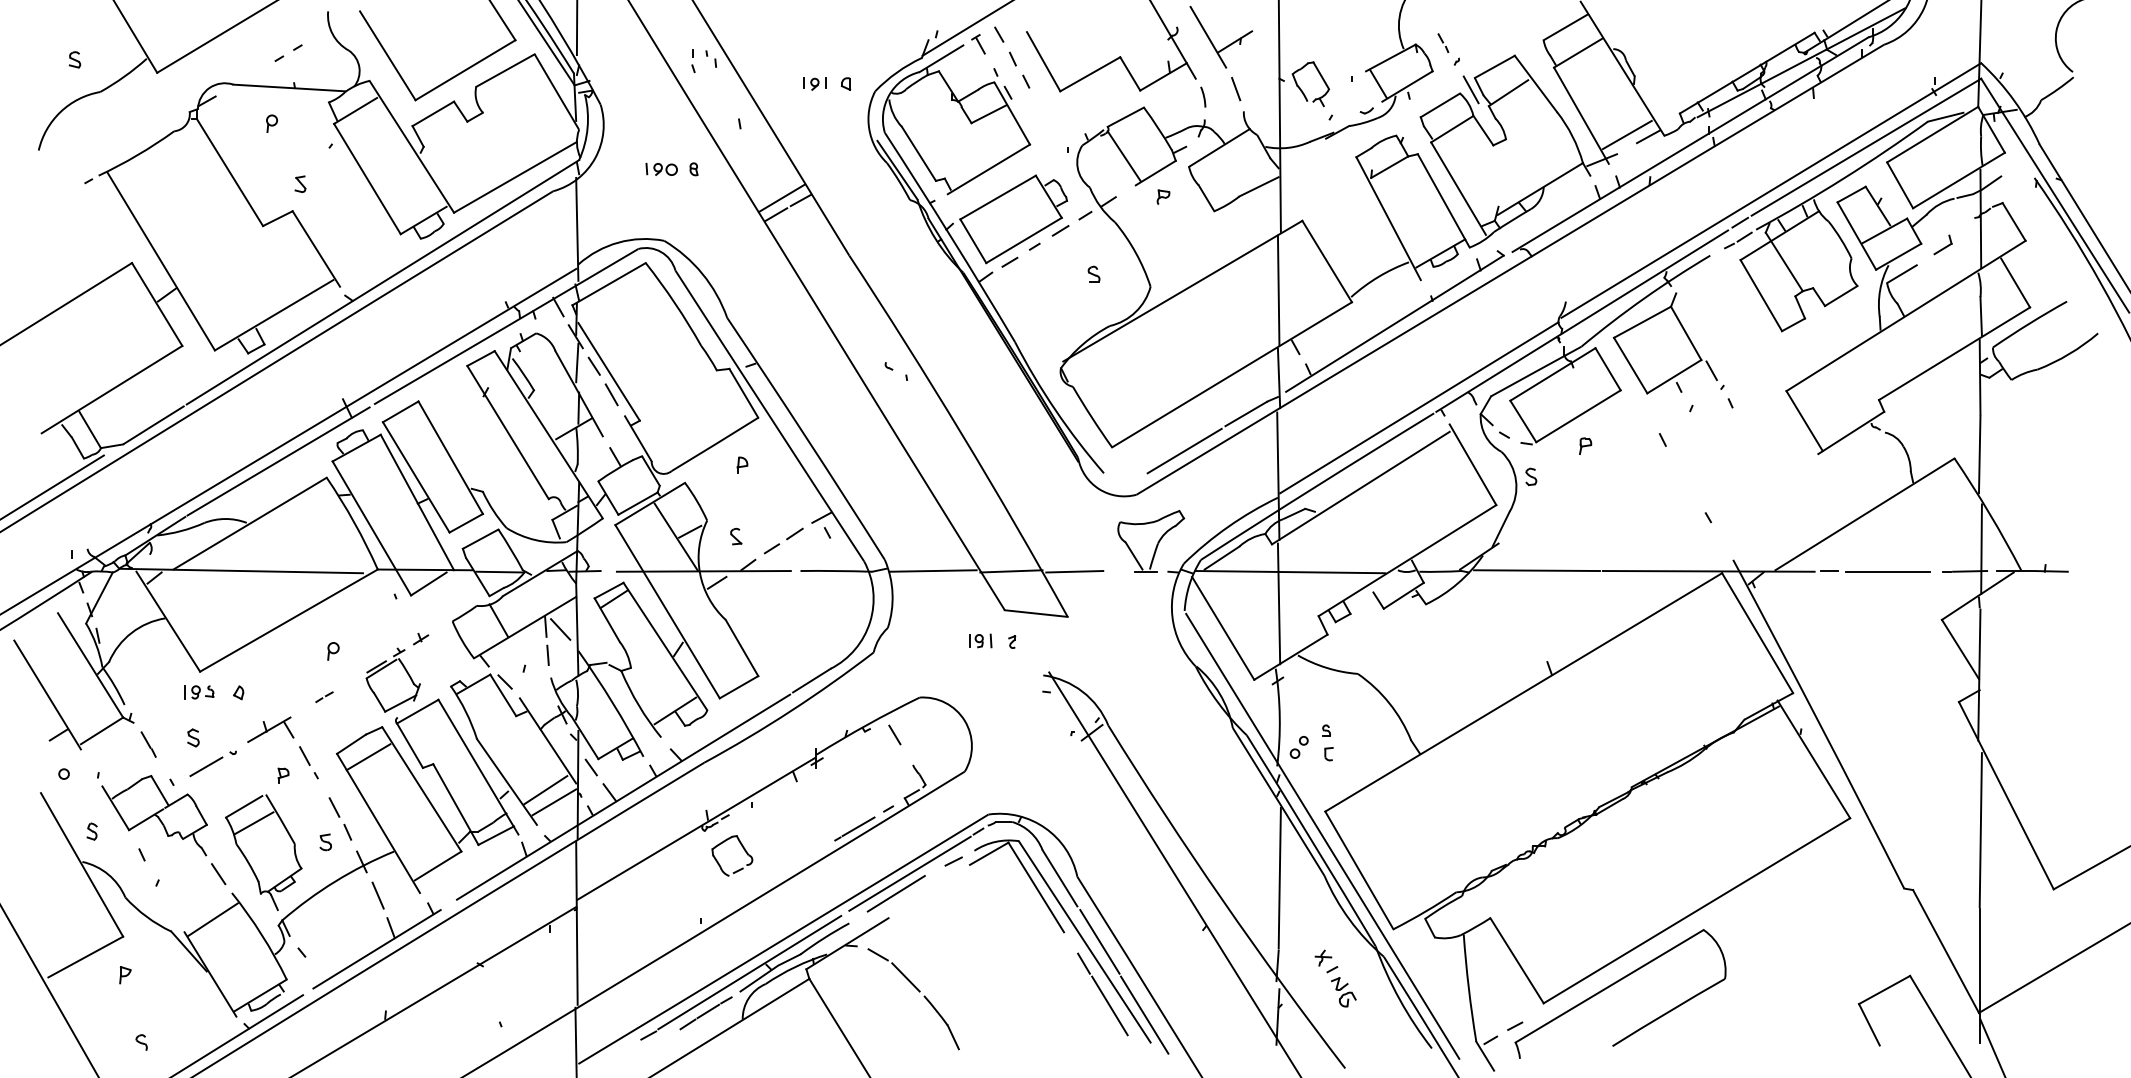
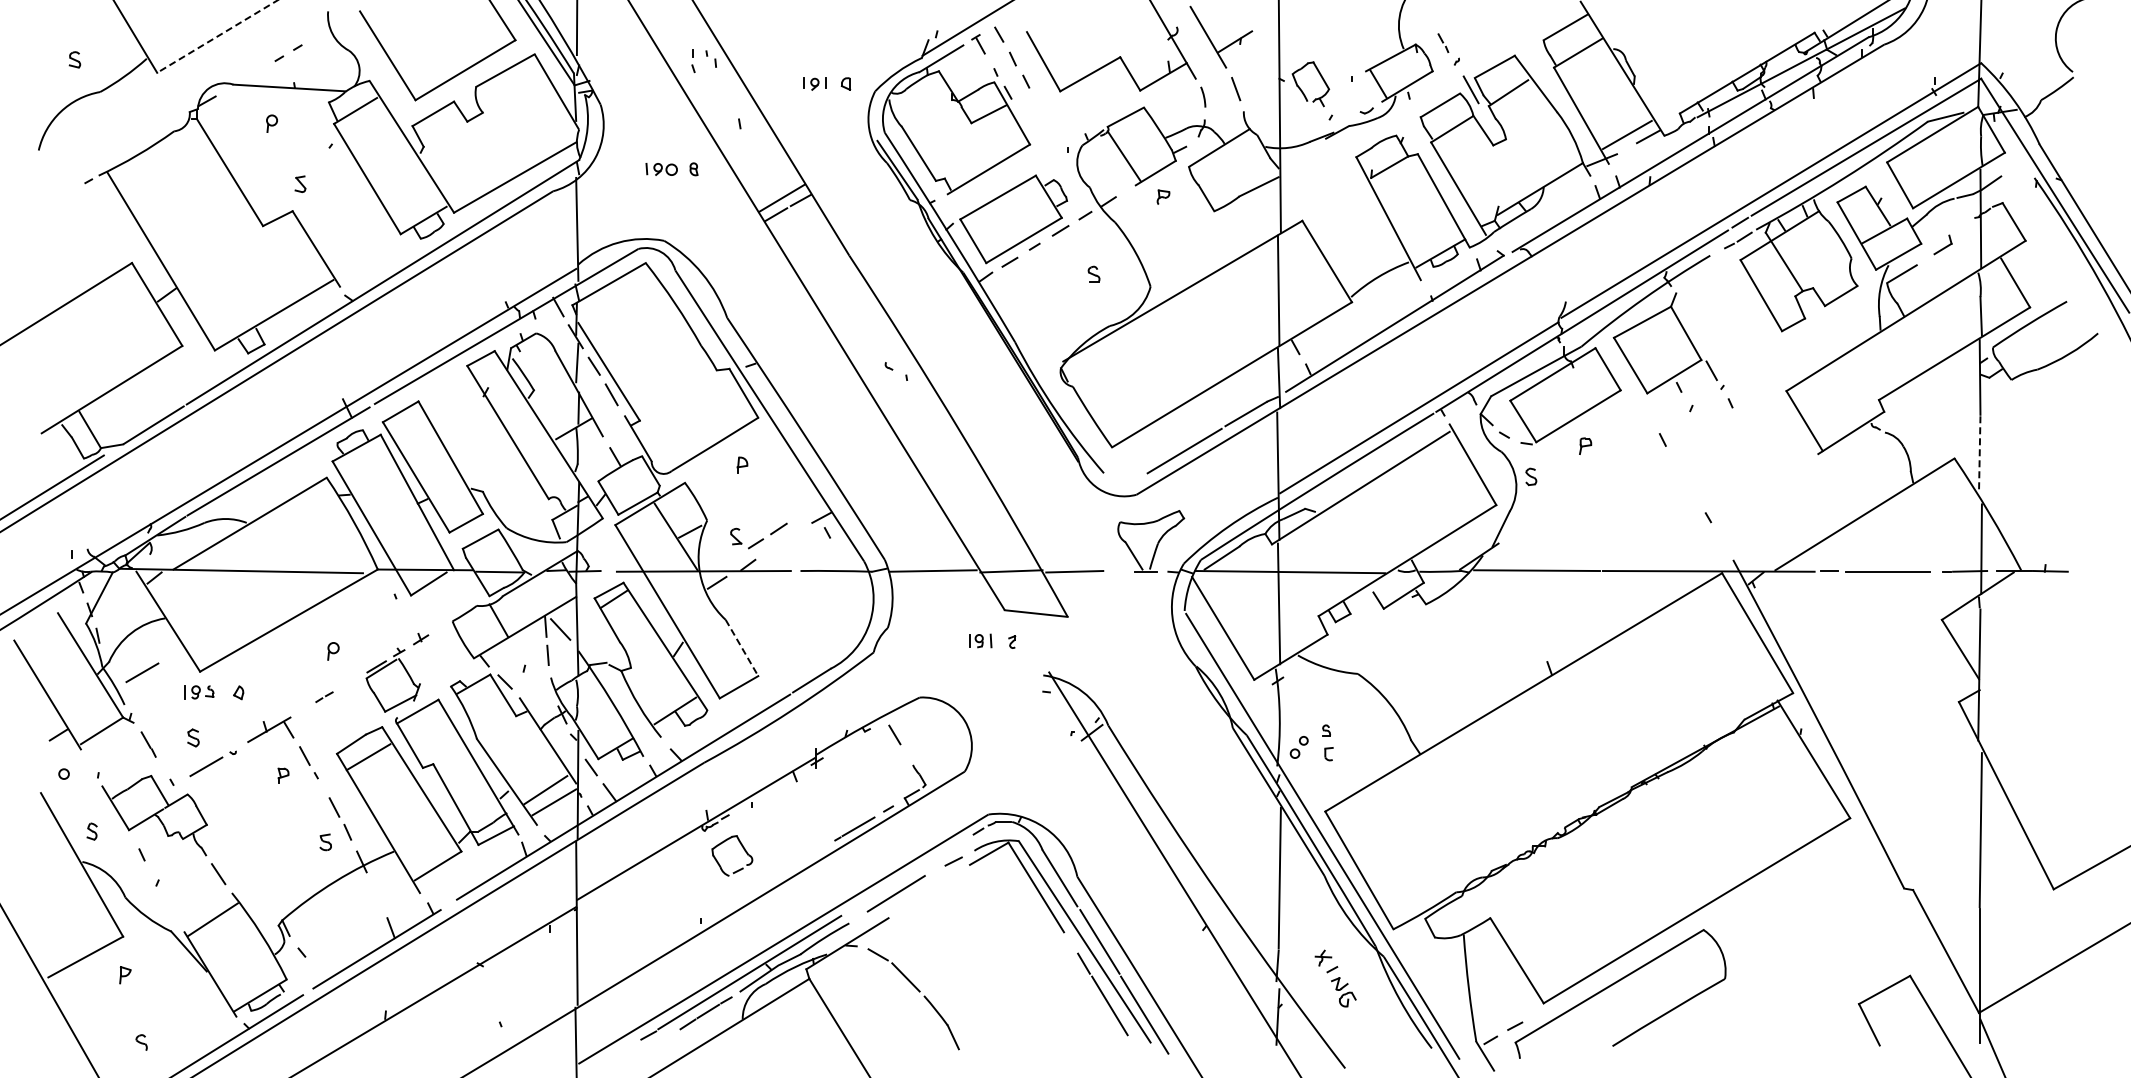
line: solid -> dashed (217, 36)
line: solid -> dashed (1979, 454)
line position: (786, 540) -> (770, 535) (770, 535)
line: solid -> dashed (742, 648)
line: none -> present (142, 672)
part: present -> none (263, 852)
line: present -> none (909, 873)
line: present -> none (377, 895)
